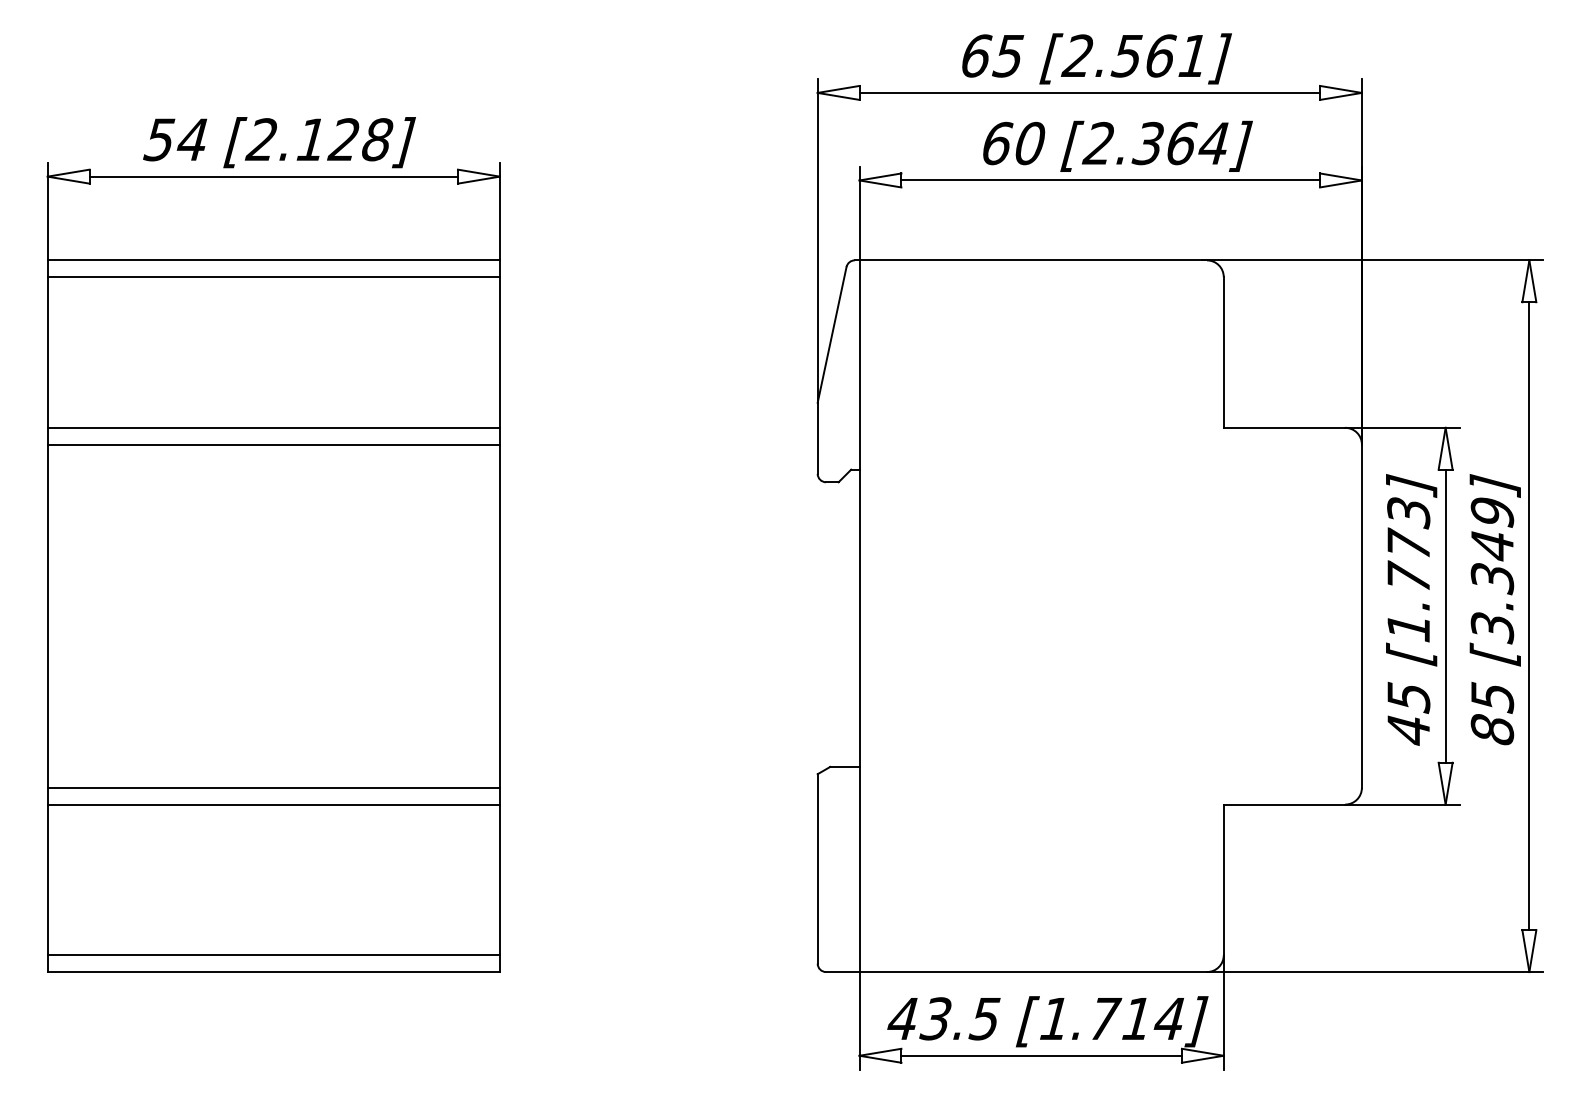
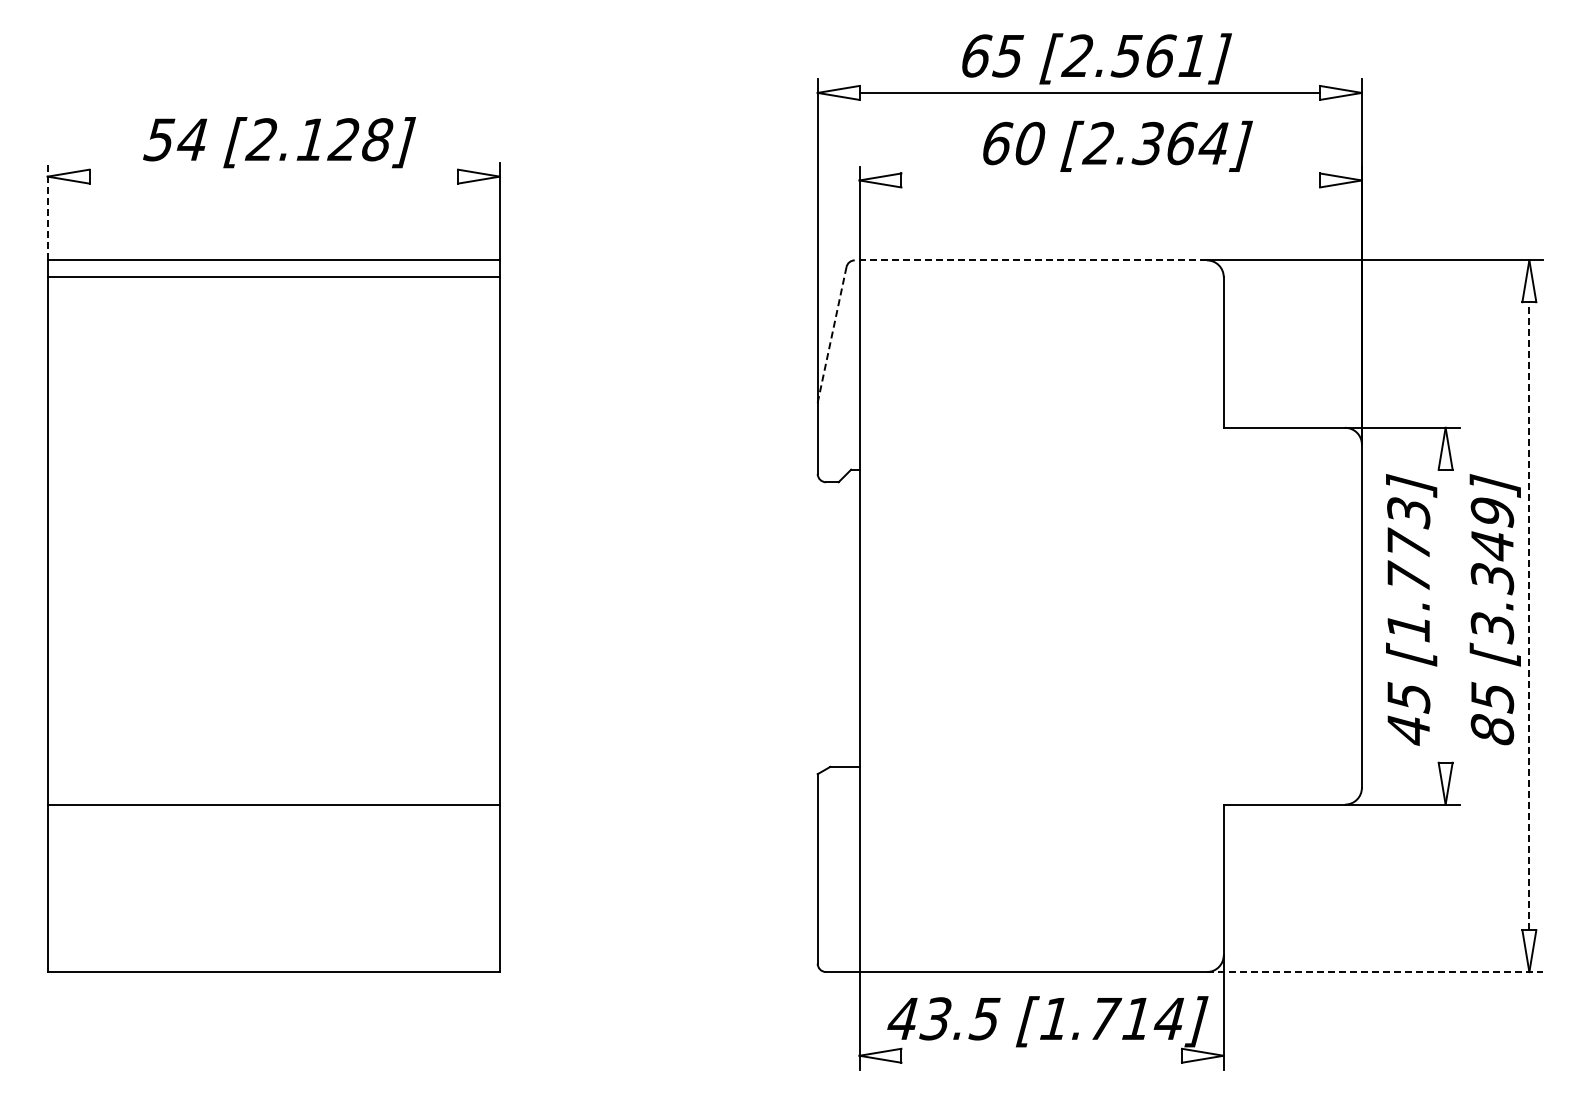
line: present -> none (273, 176)
line: present -> none (1110, 180)
line: solid -> dashed (47, 211)
line: solid -> dashed (1030, 260)
line: solid -> dashed (832, 335)
line: present -> none (273, 427)
line: present -> none (273, 444)
line: present -> none (1445, 615)
line: solid -> dashed (1529, 616)
line: present -> none (273, 787)
line: present -> none (273, 955)
line: solid -> dashed (1375, 972)
line: present -> none (1041, 1055)
